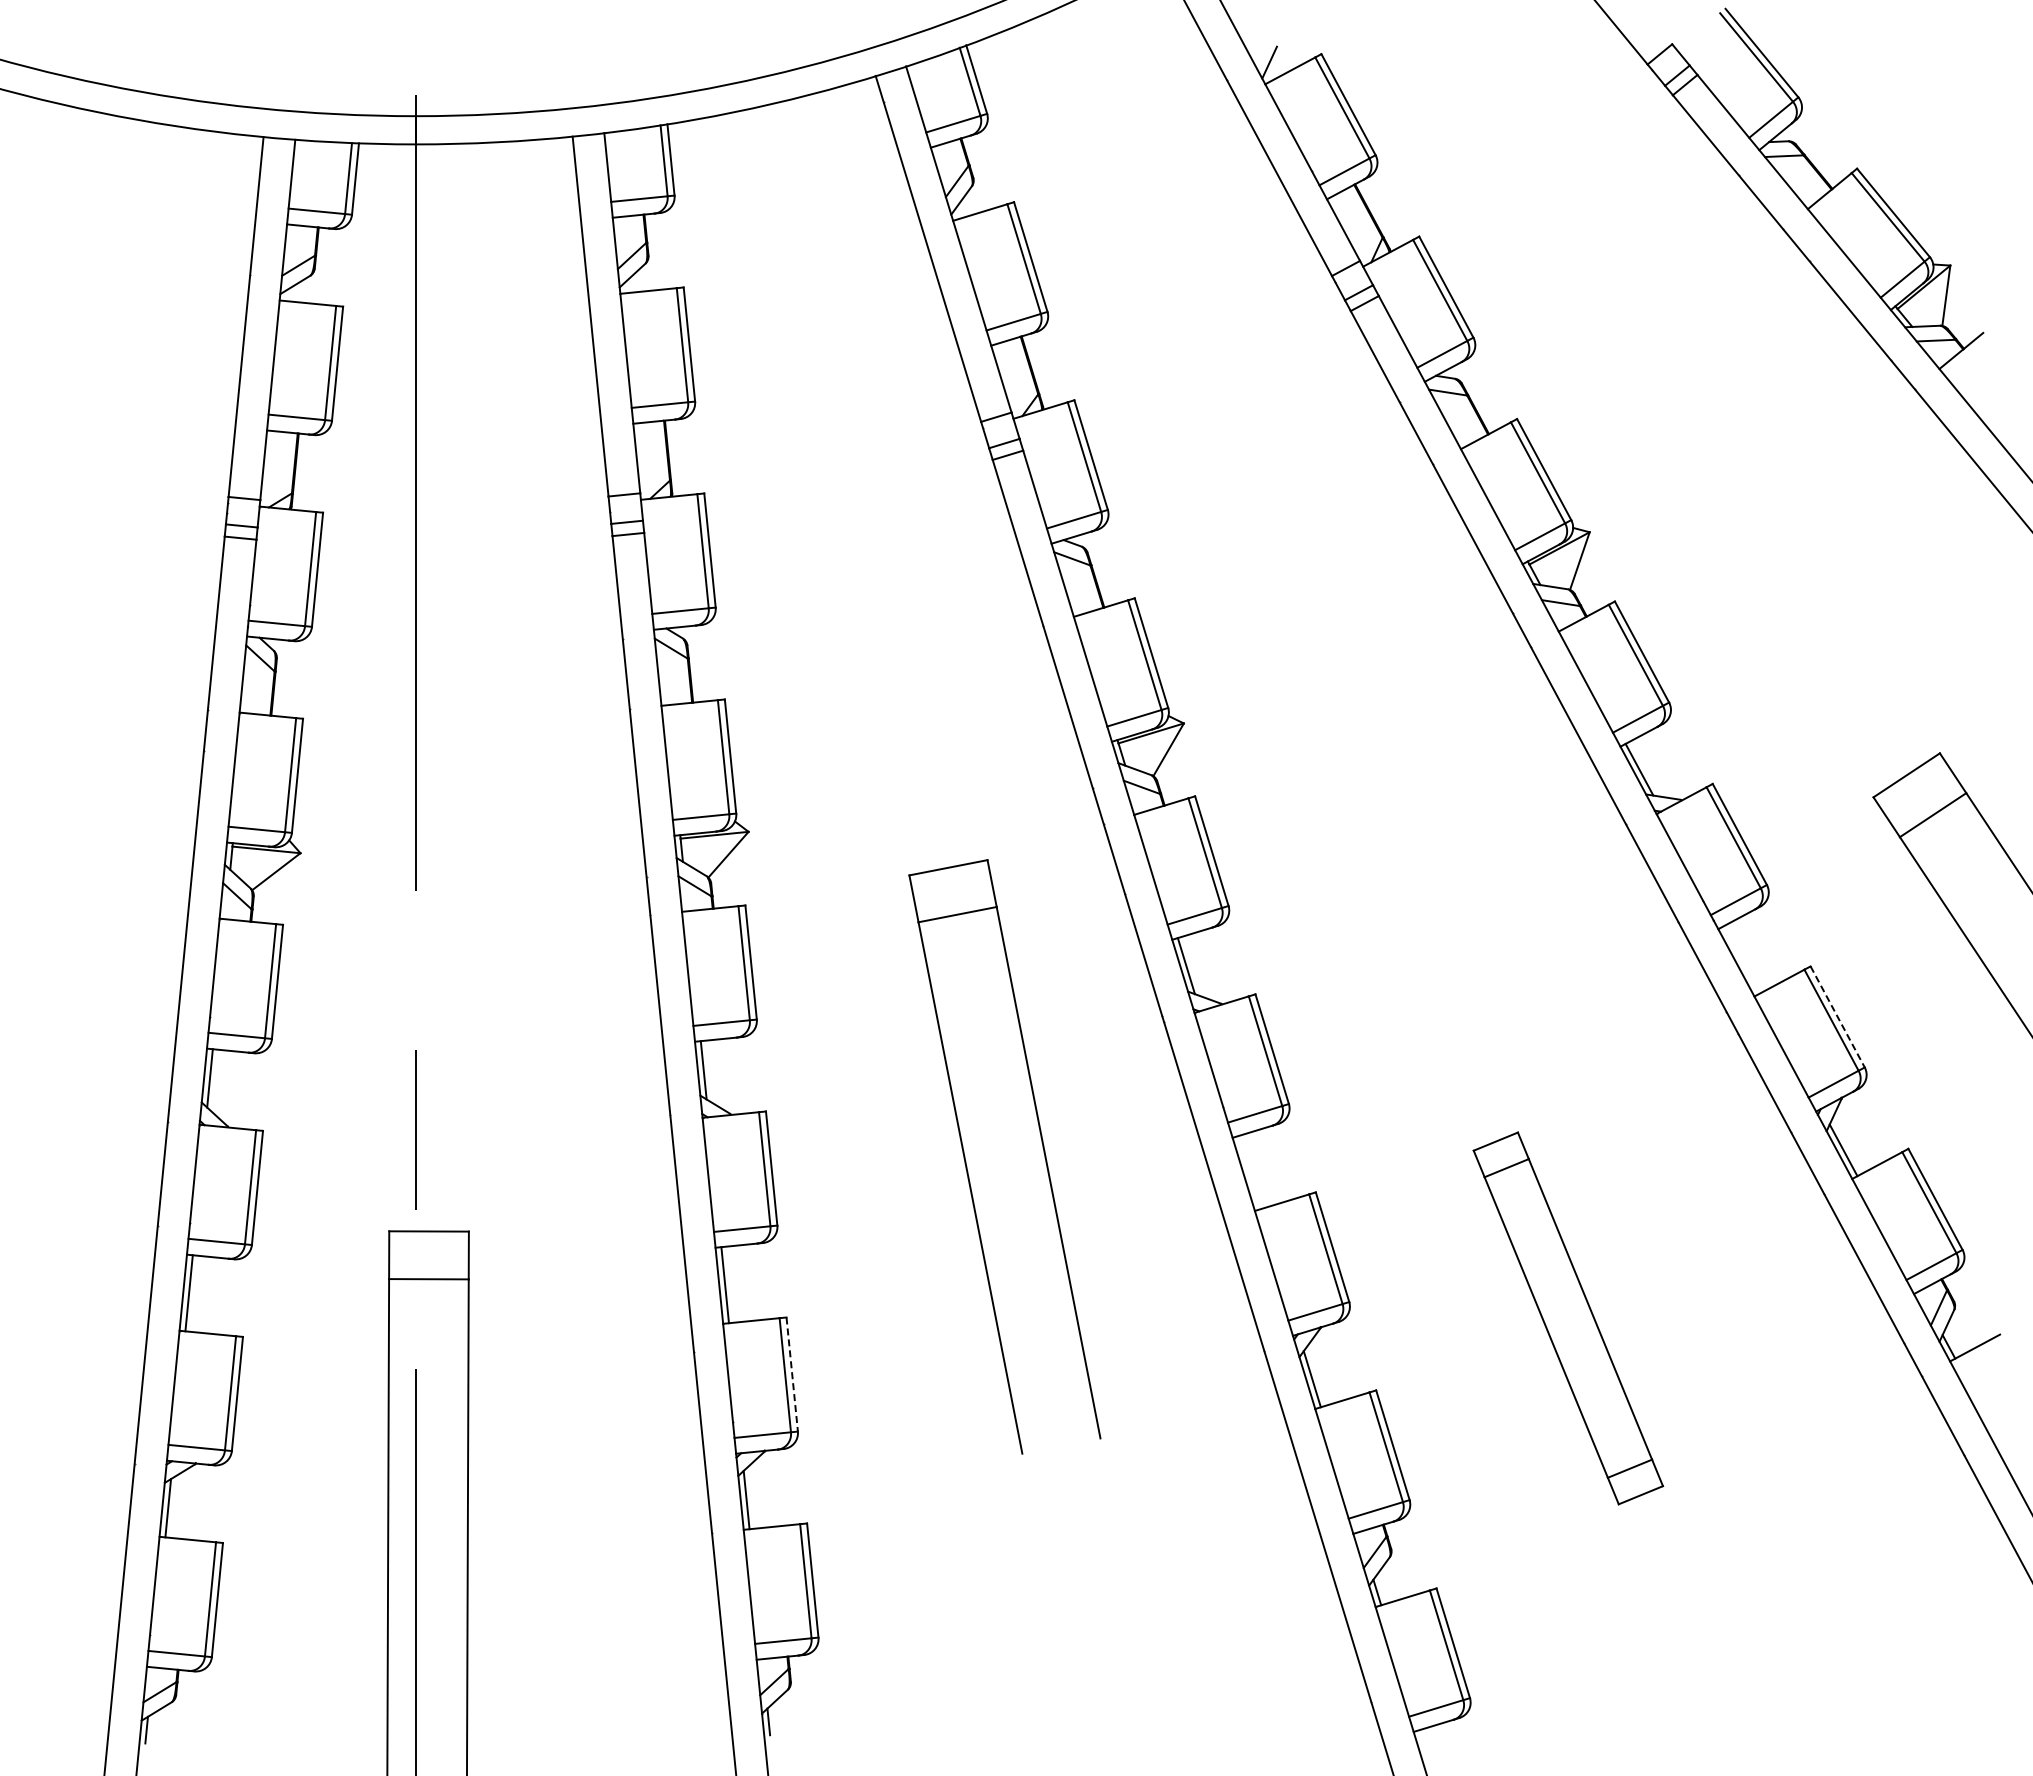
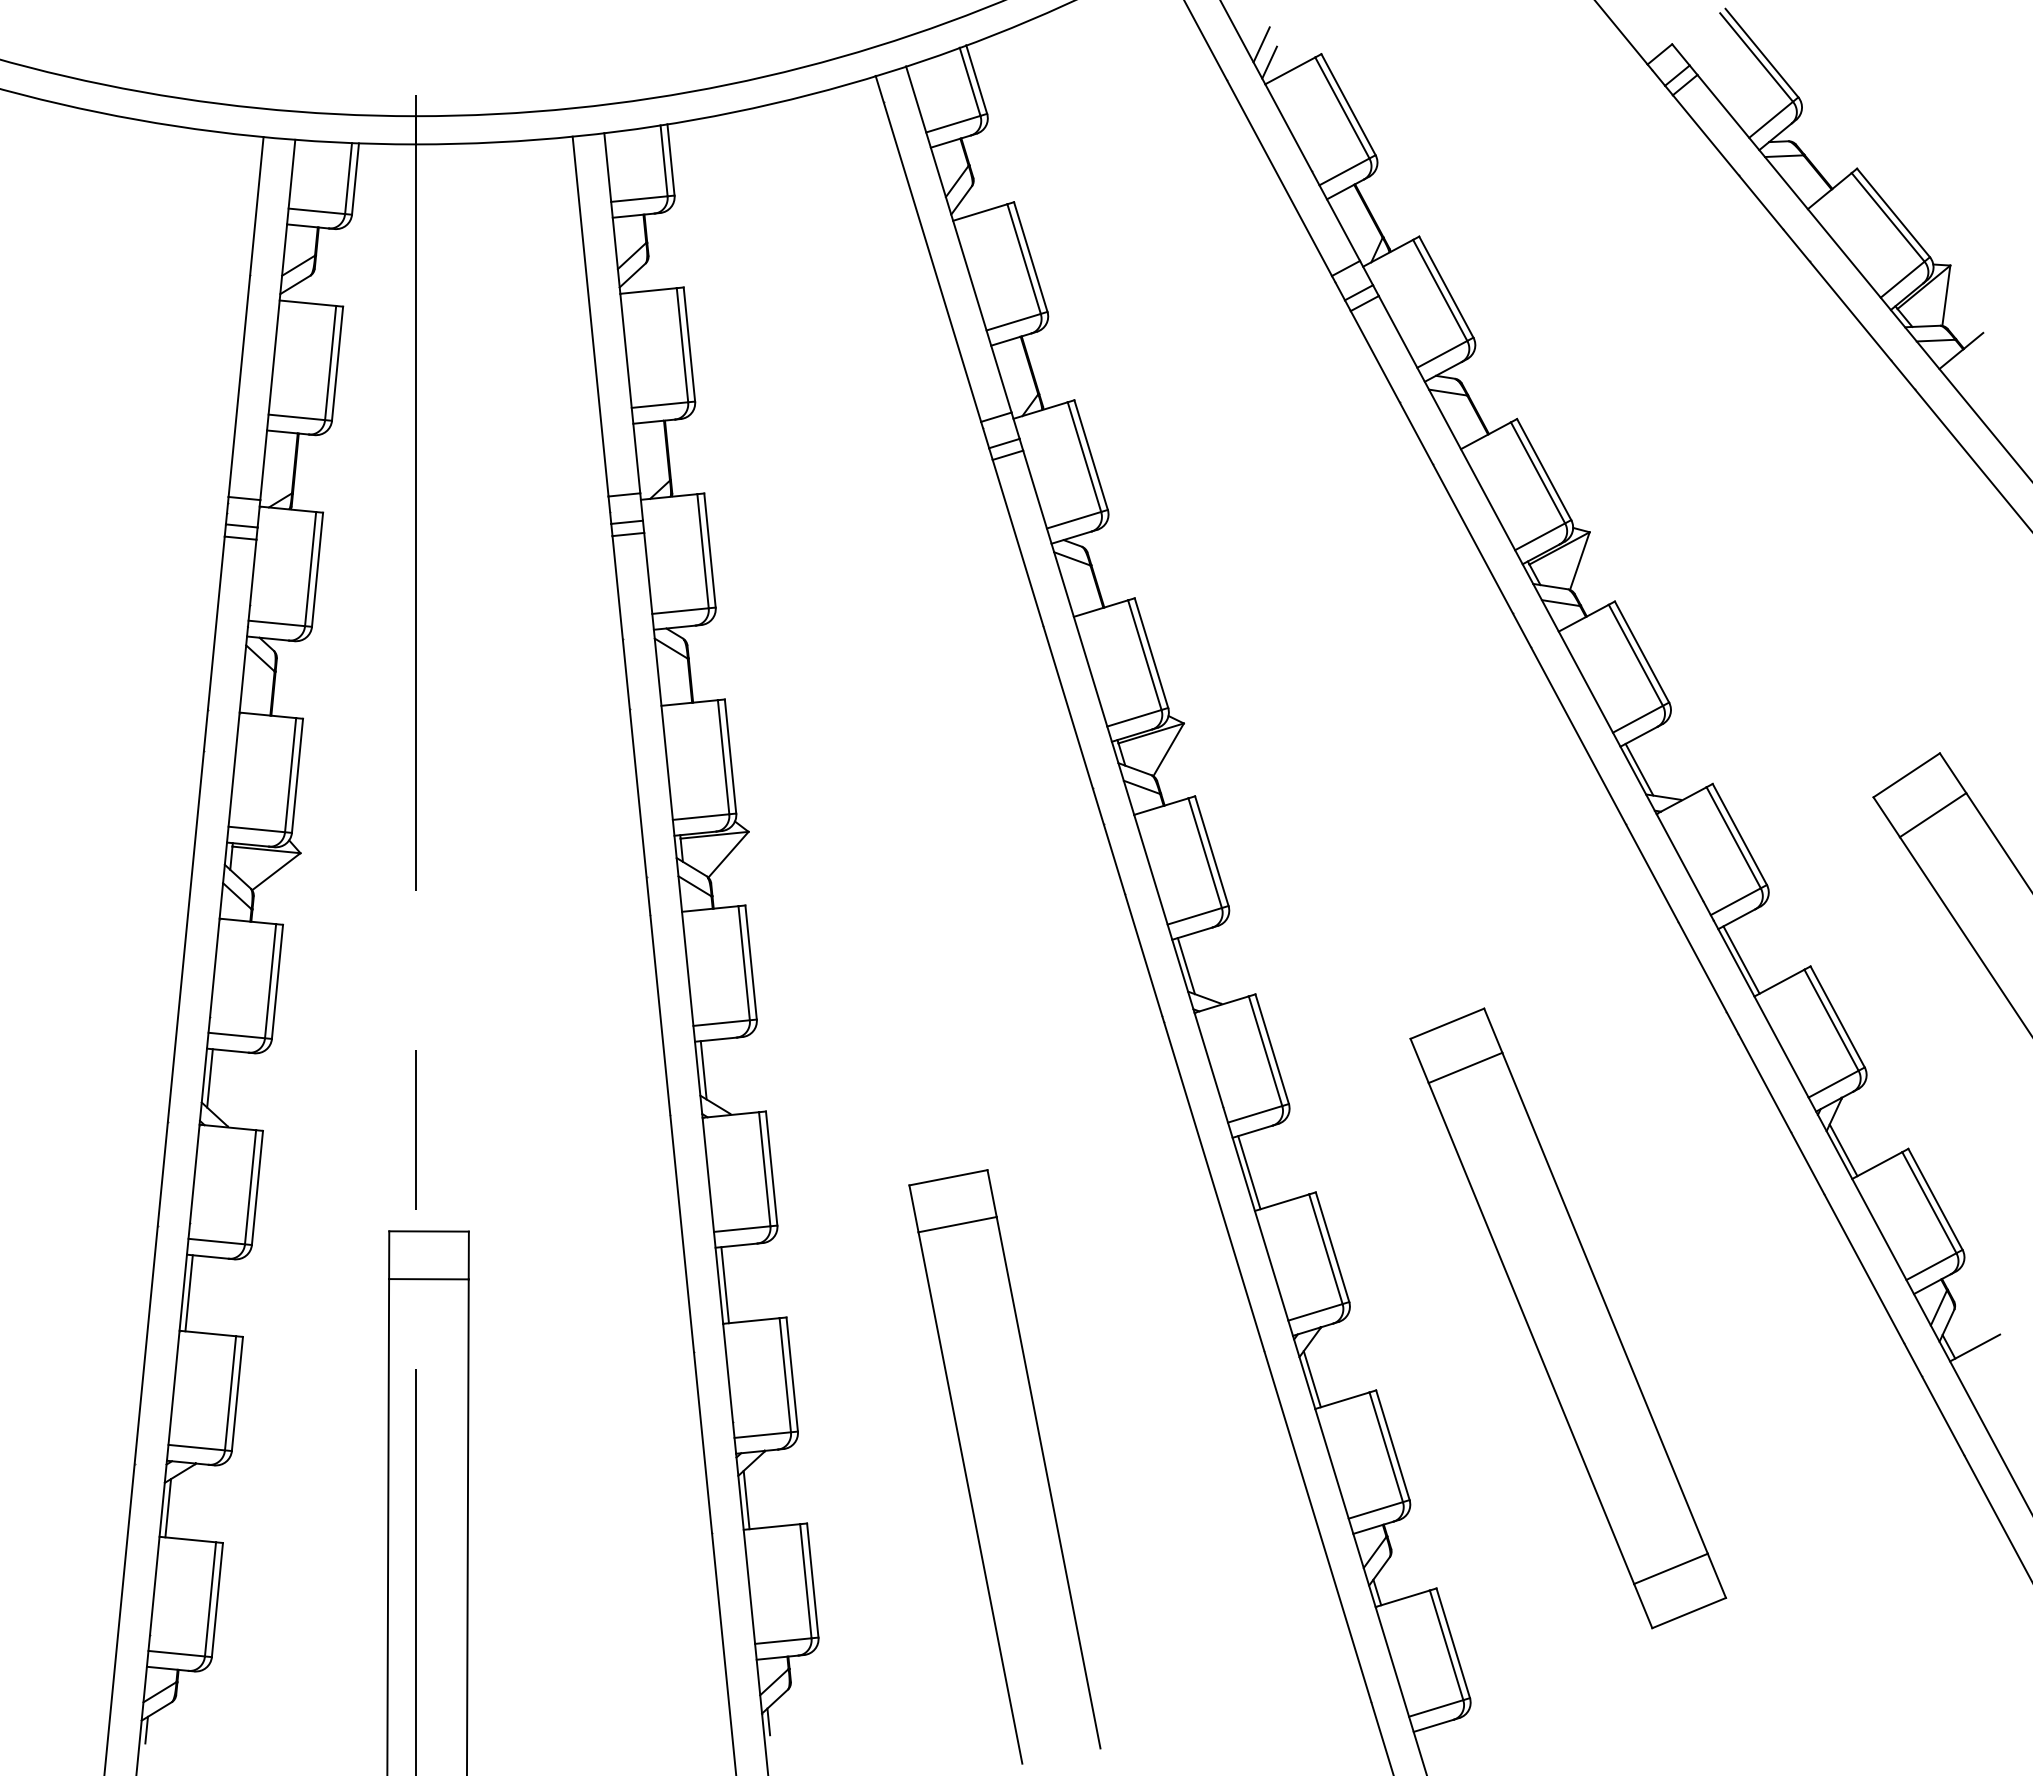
line: none -> present (1261, 44)
line: none -> present (1741, 959)
line: dashed -> solid (1837, 1017)
part position: (966, 1161) -> (966, 1471) (966, 1471)
line: none -> present (1249, 1172)
part size: 193x375 px -> 319x623 px (1568, 1318)
line: dashed -> solid (792, 1375)
